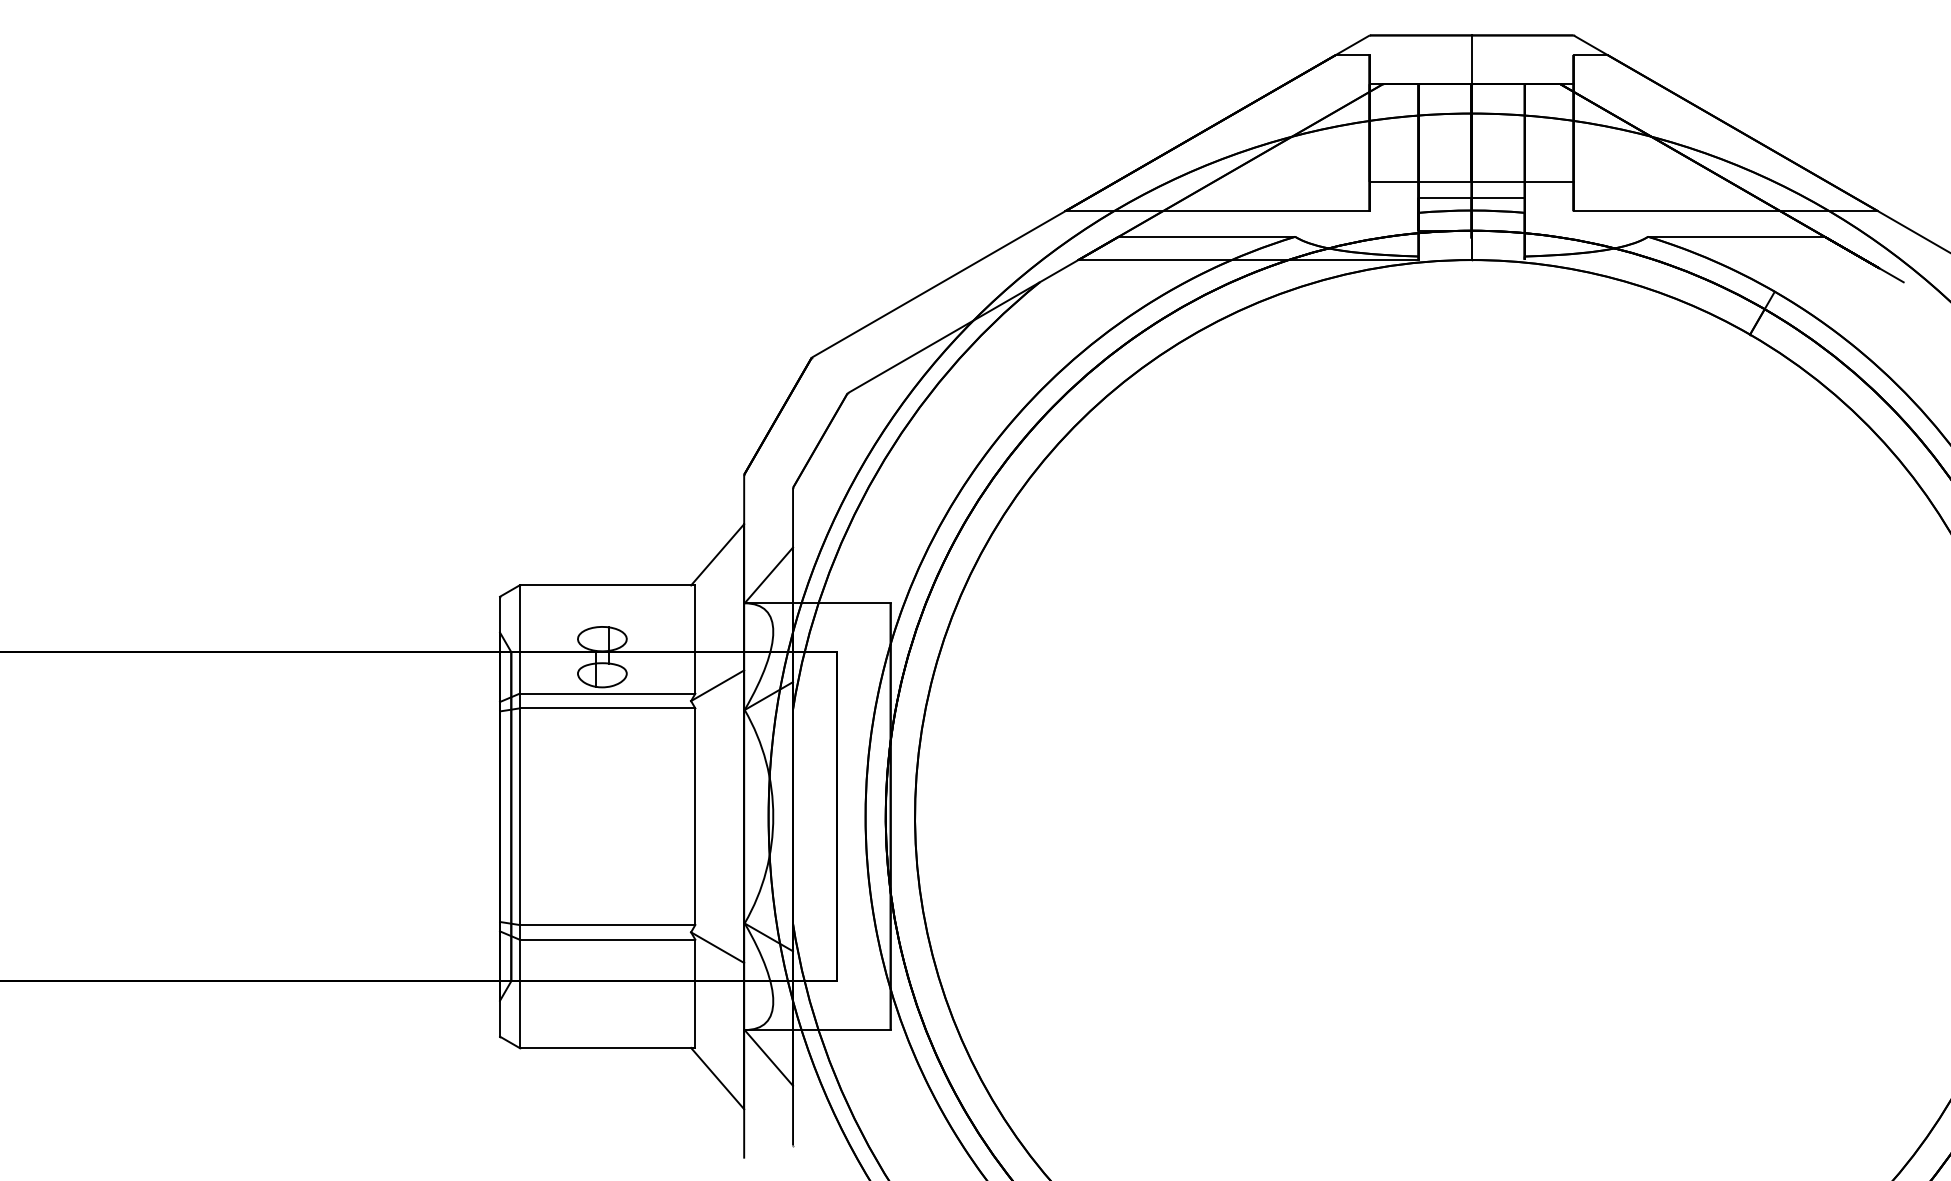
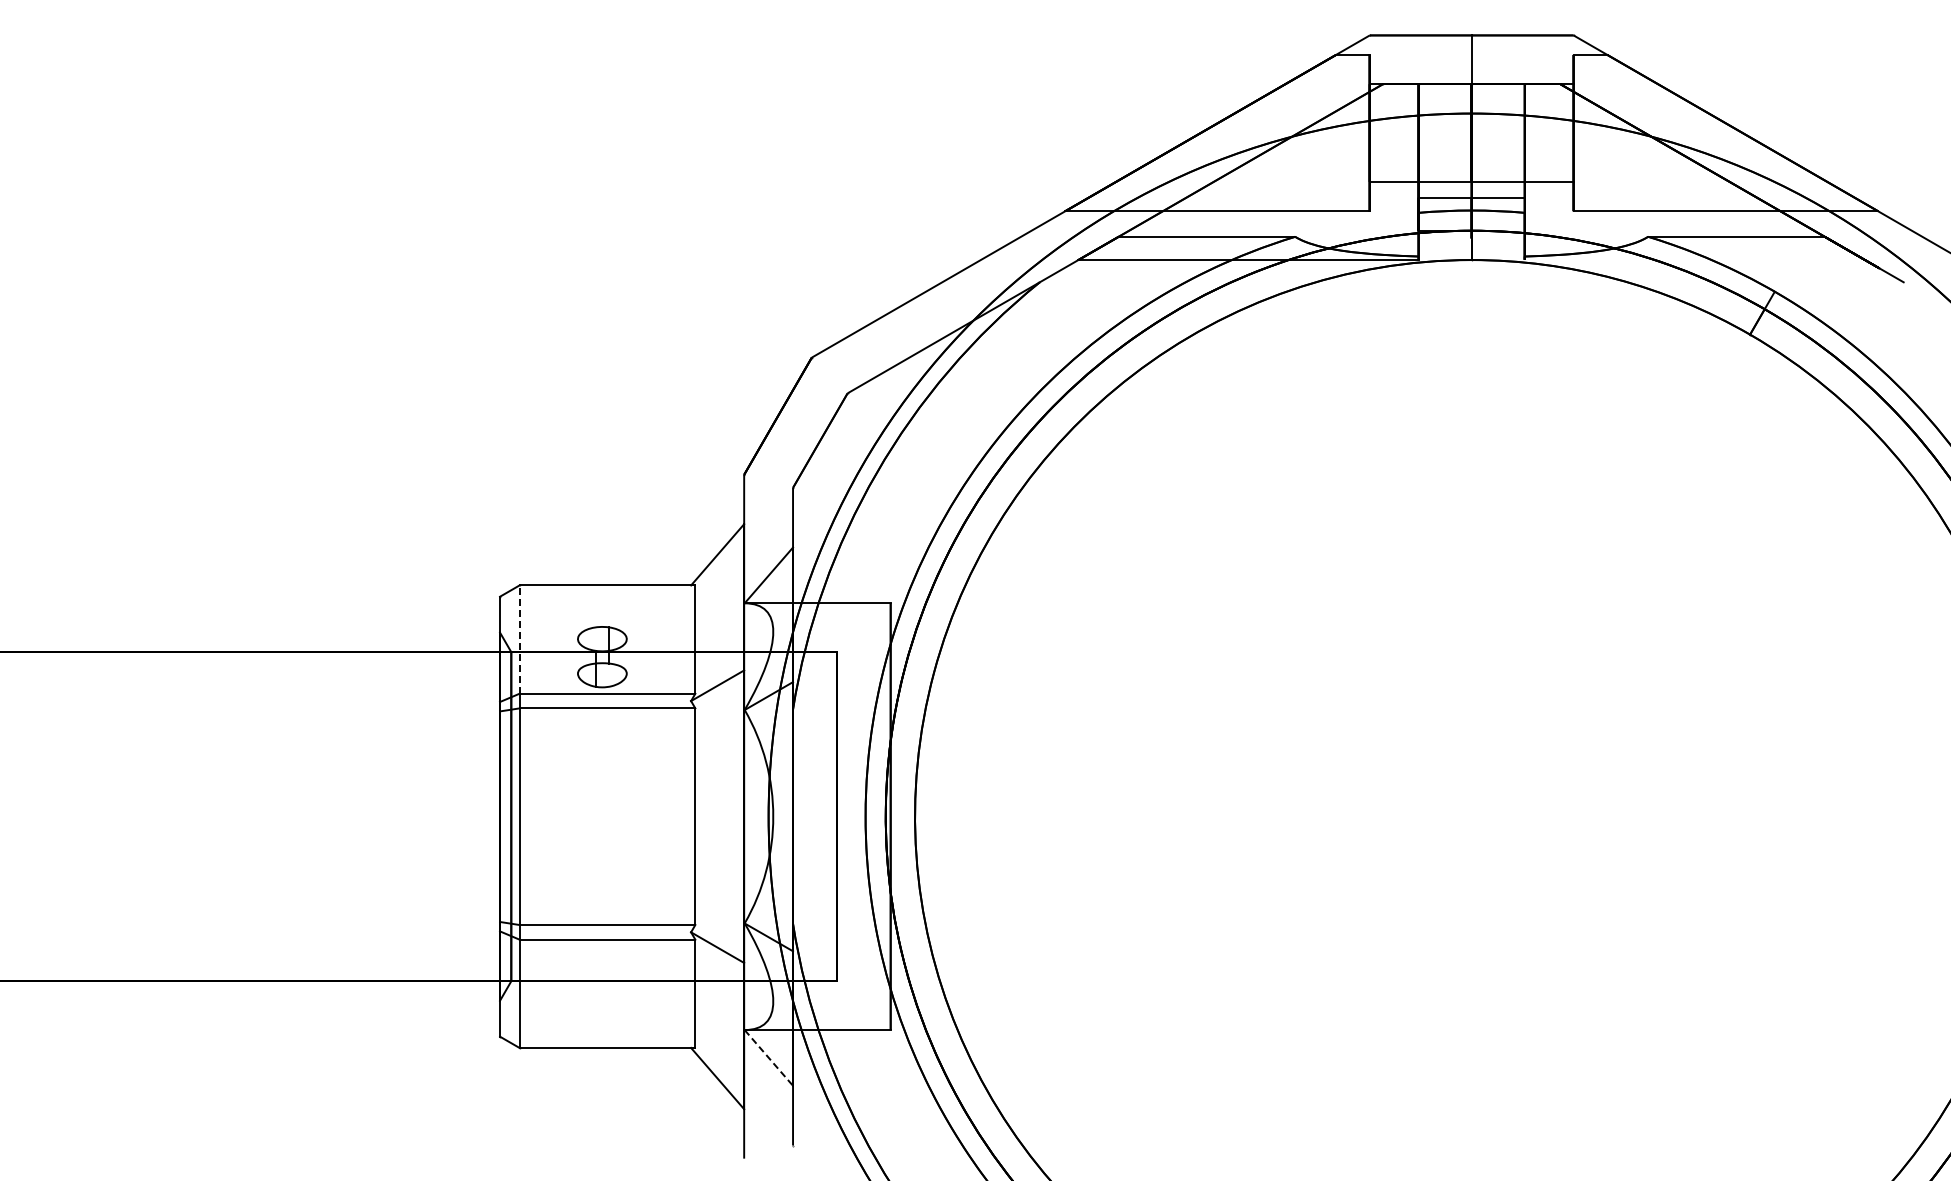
line: solid -> dashed (519, 639)
line: solid -> dashed (768, 1057)
